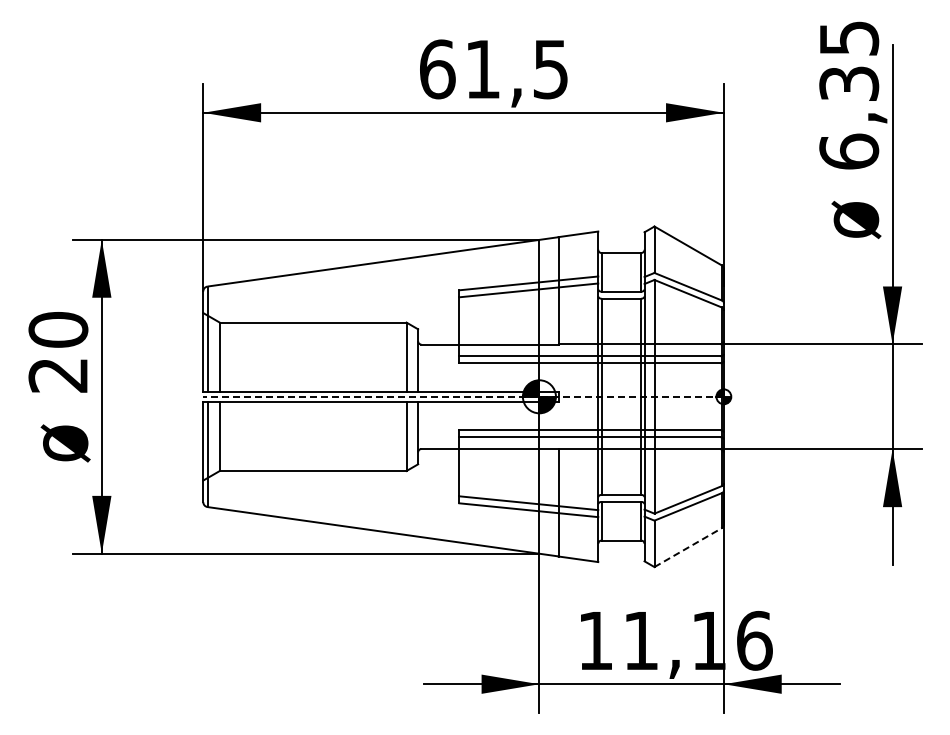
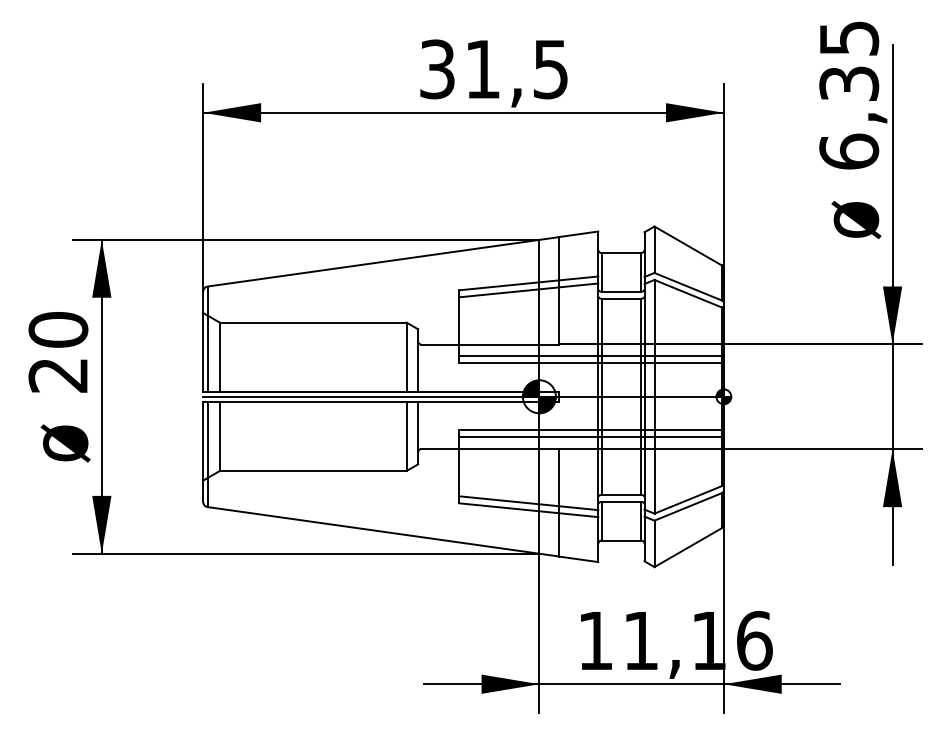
text: 61,5 -> 31,5 (437, 69)
line: dashed -> solid (463, 396)
line: dashed -> solid (688, 547)
